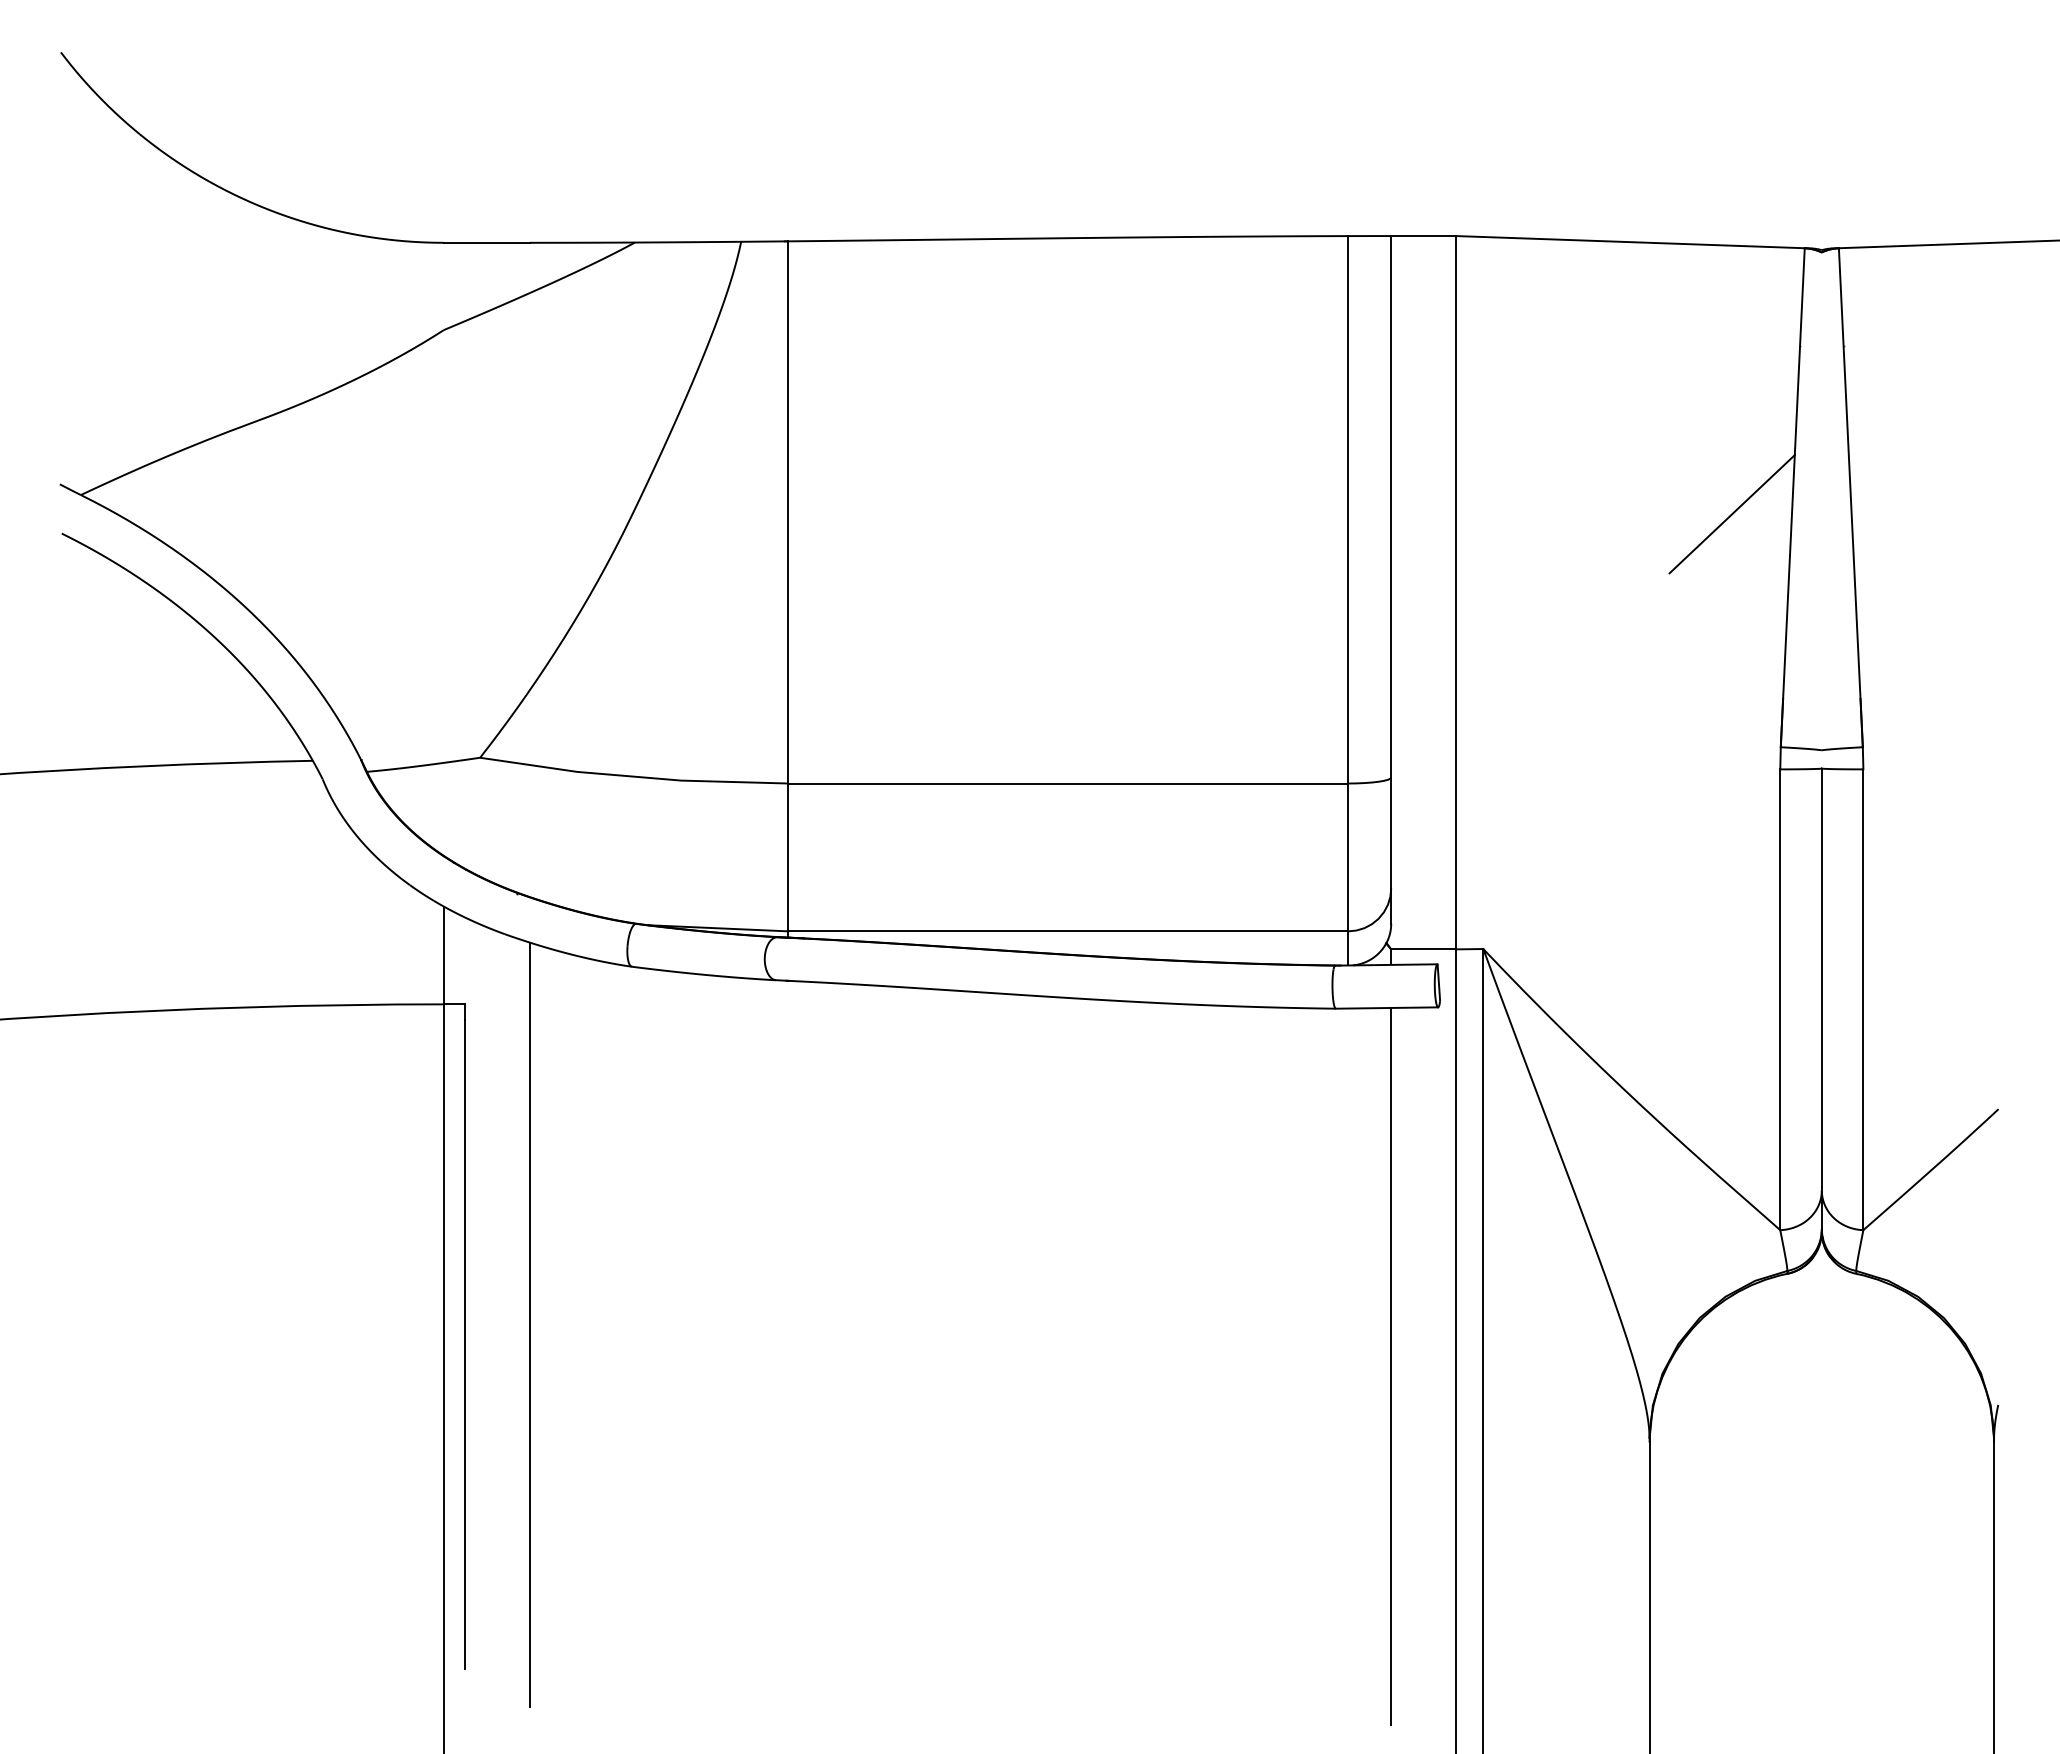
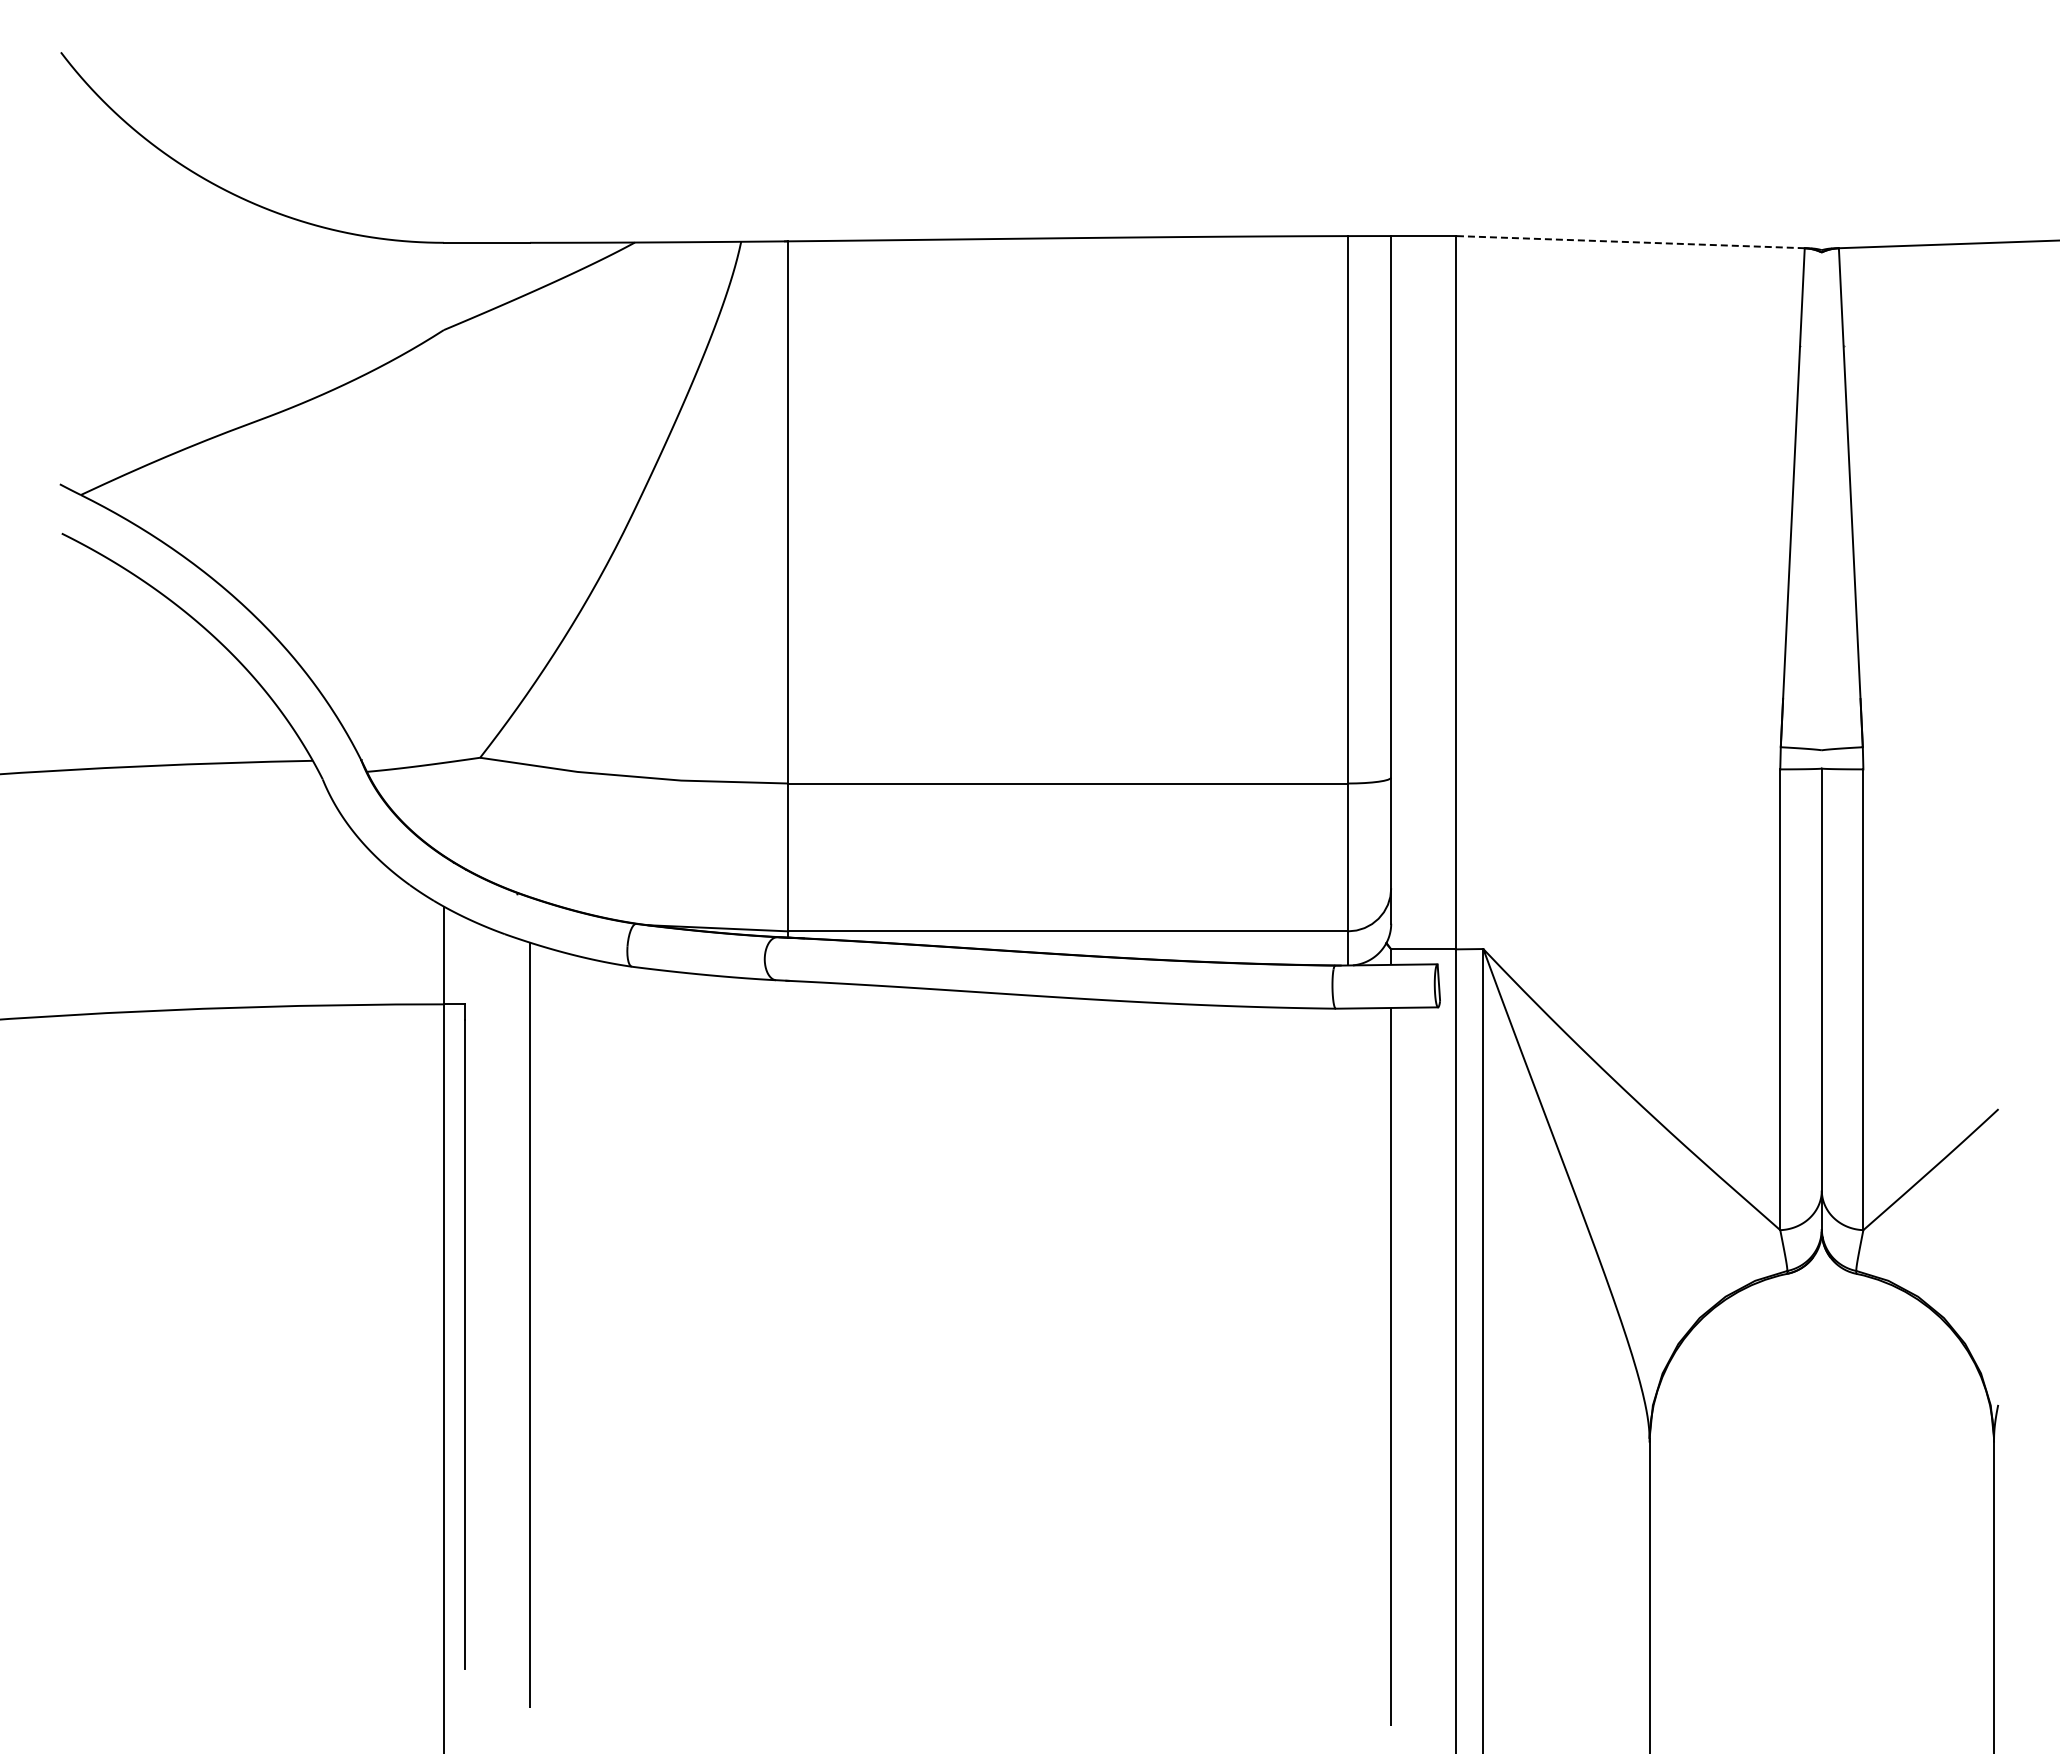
line: solid -> dashed (1630, 242)
line: present -> none (1731, 514)
